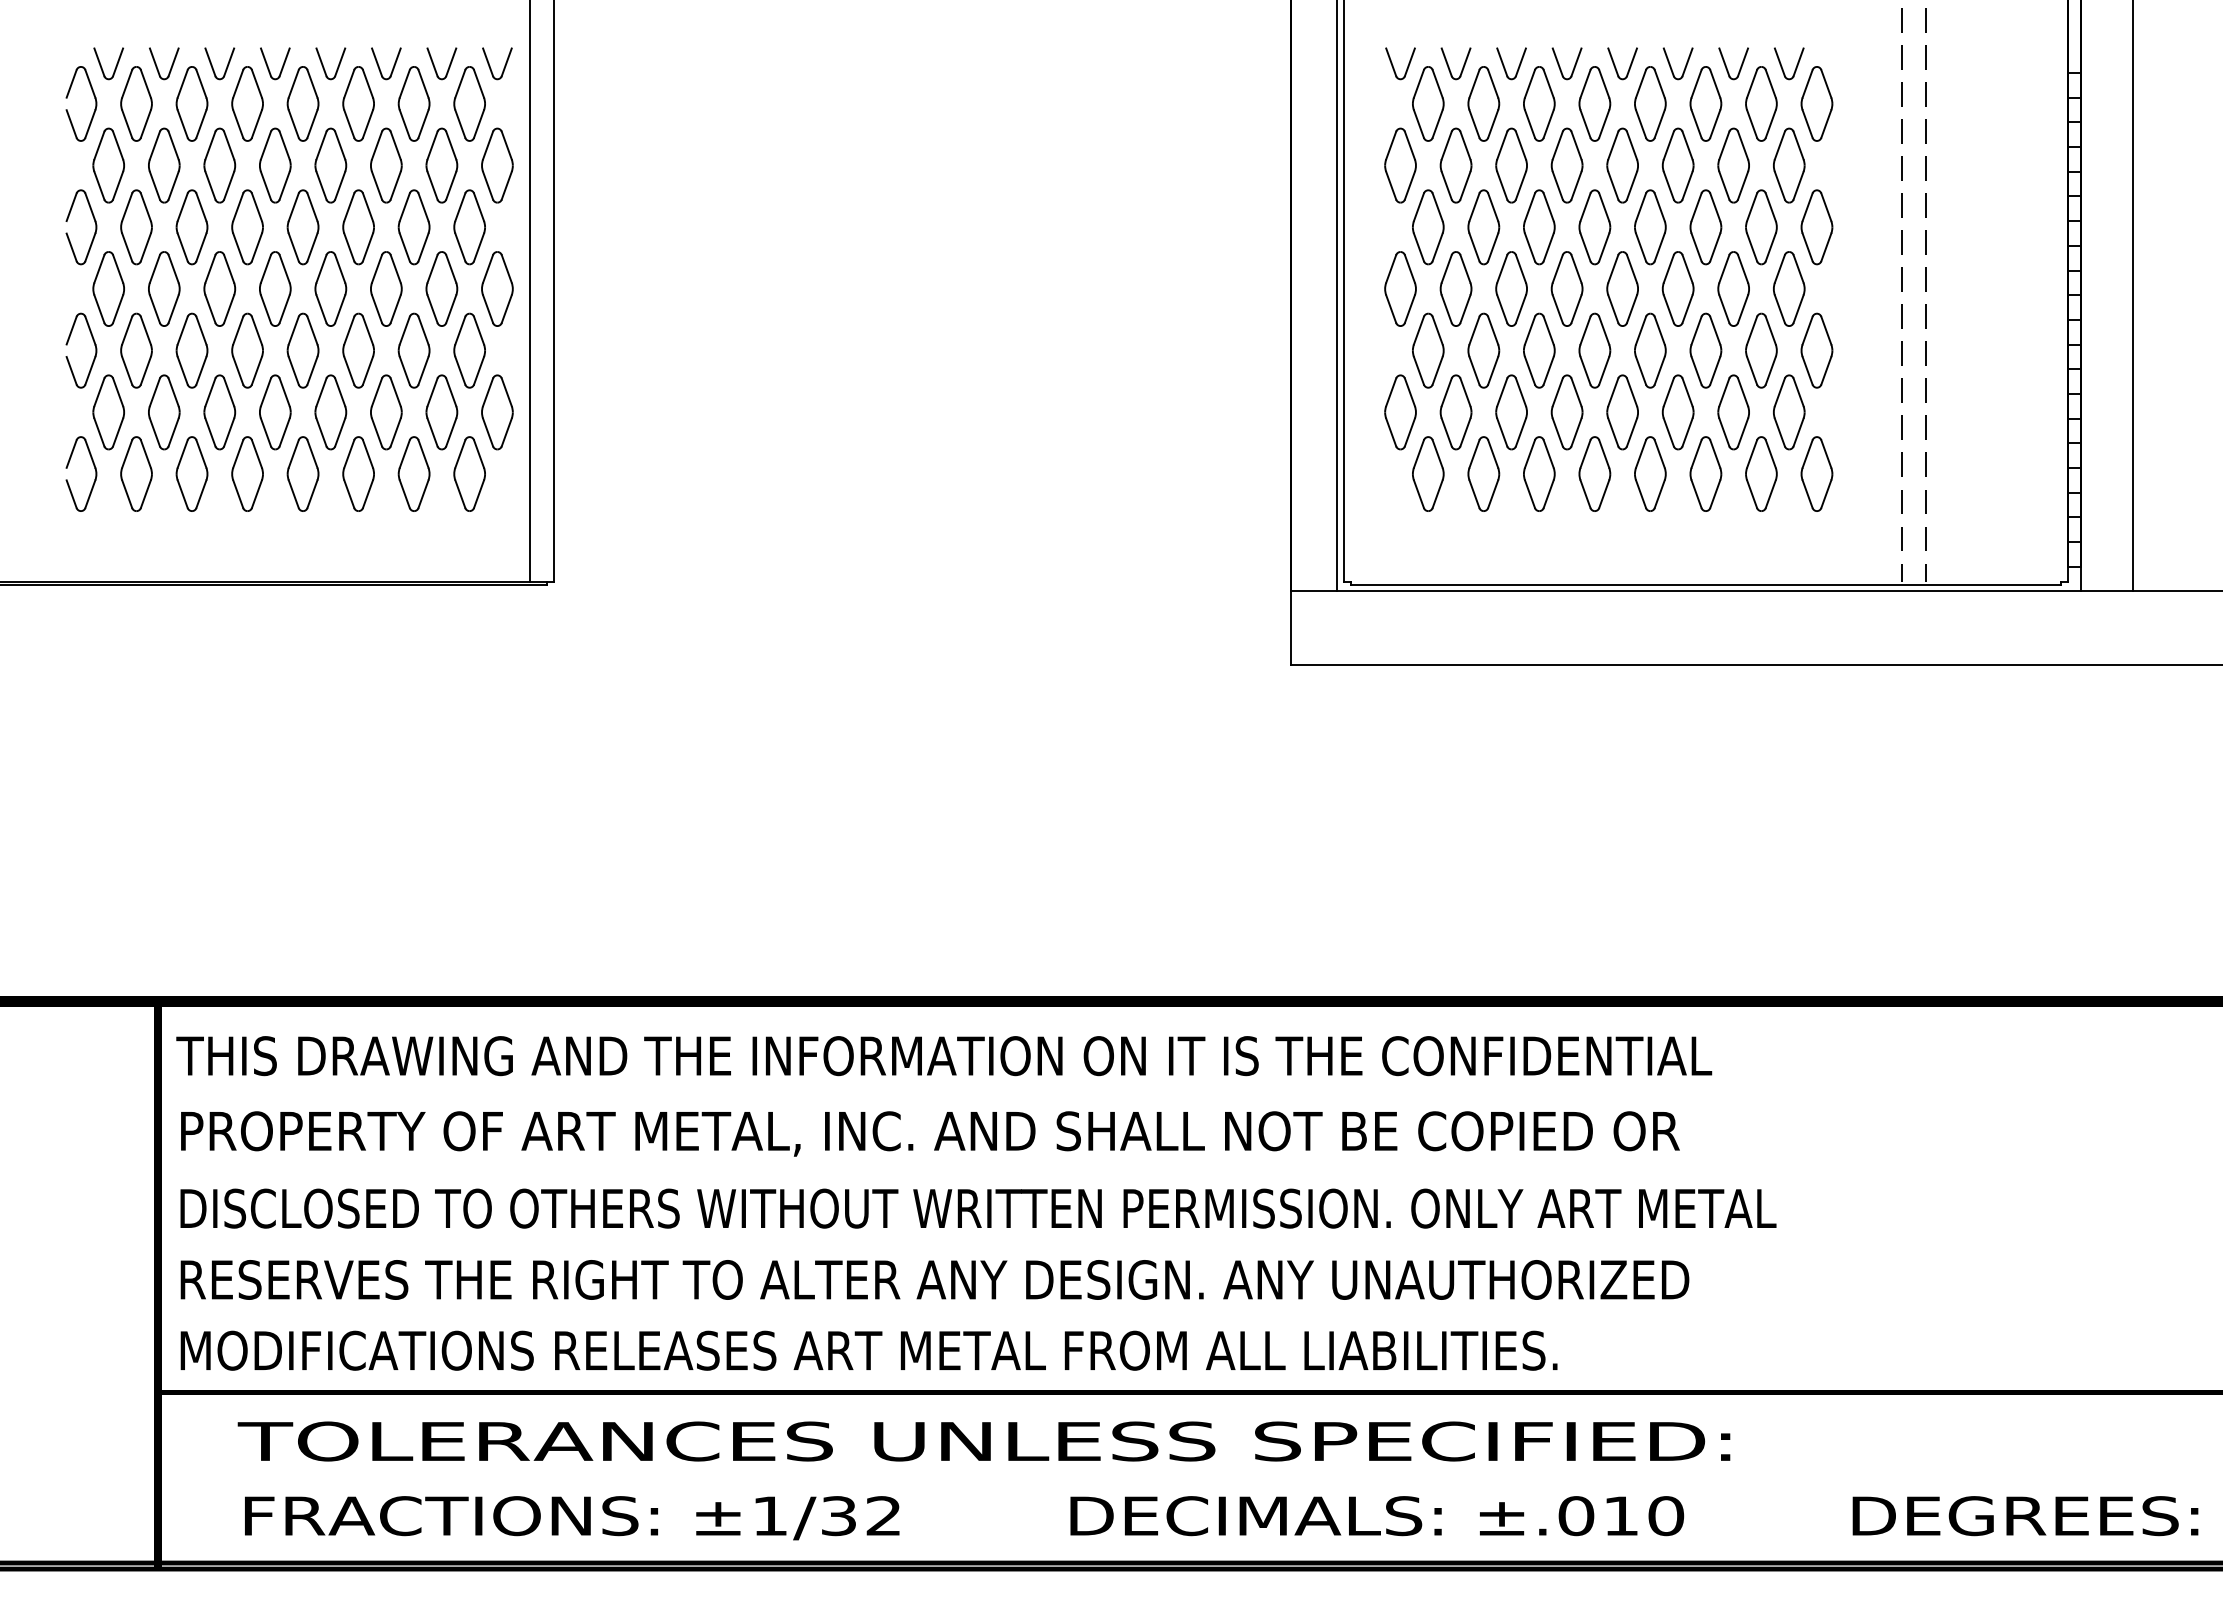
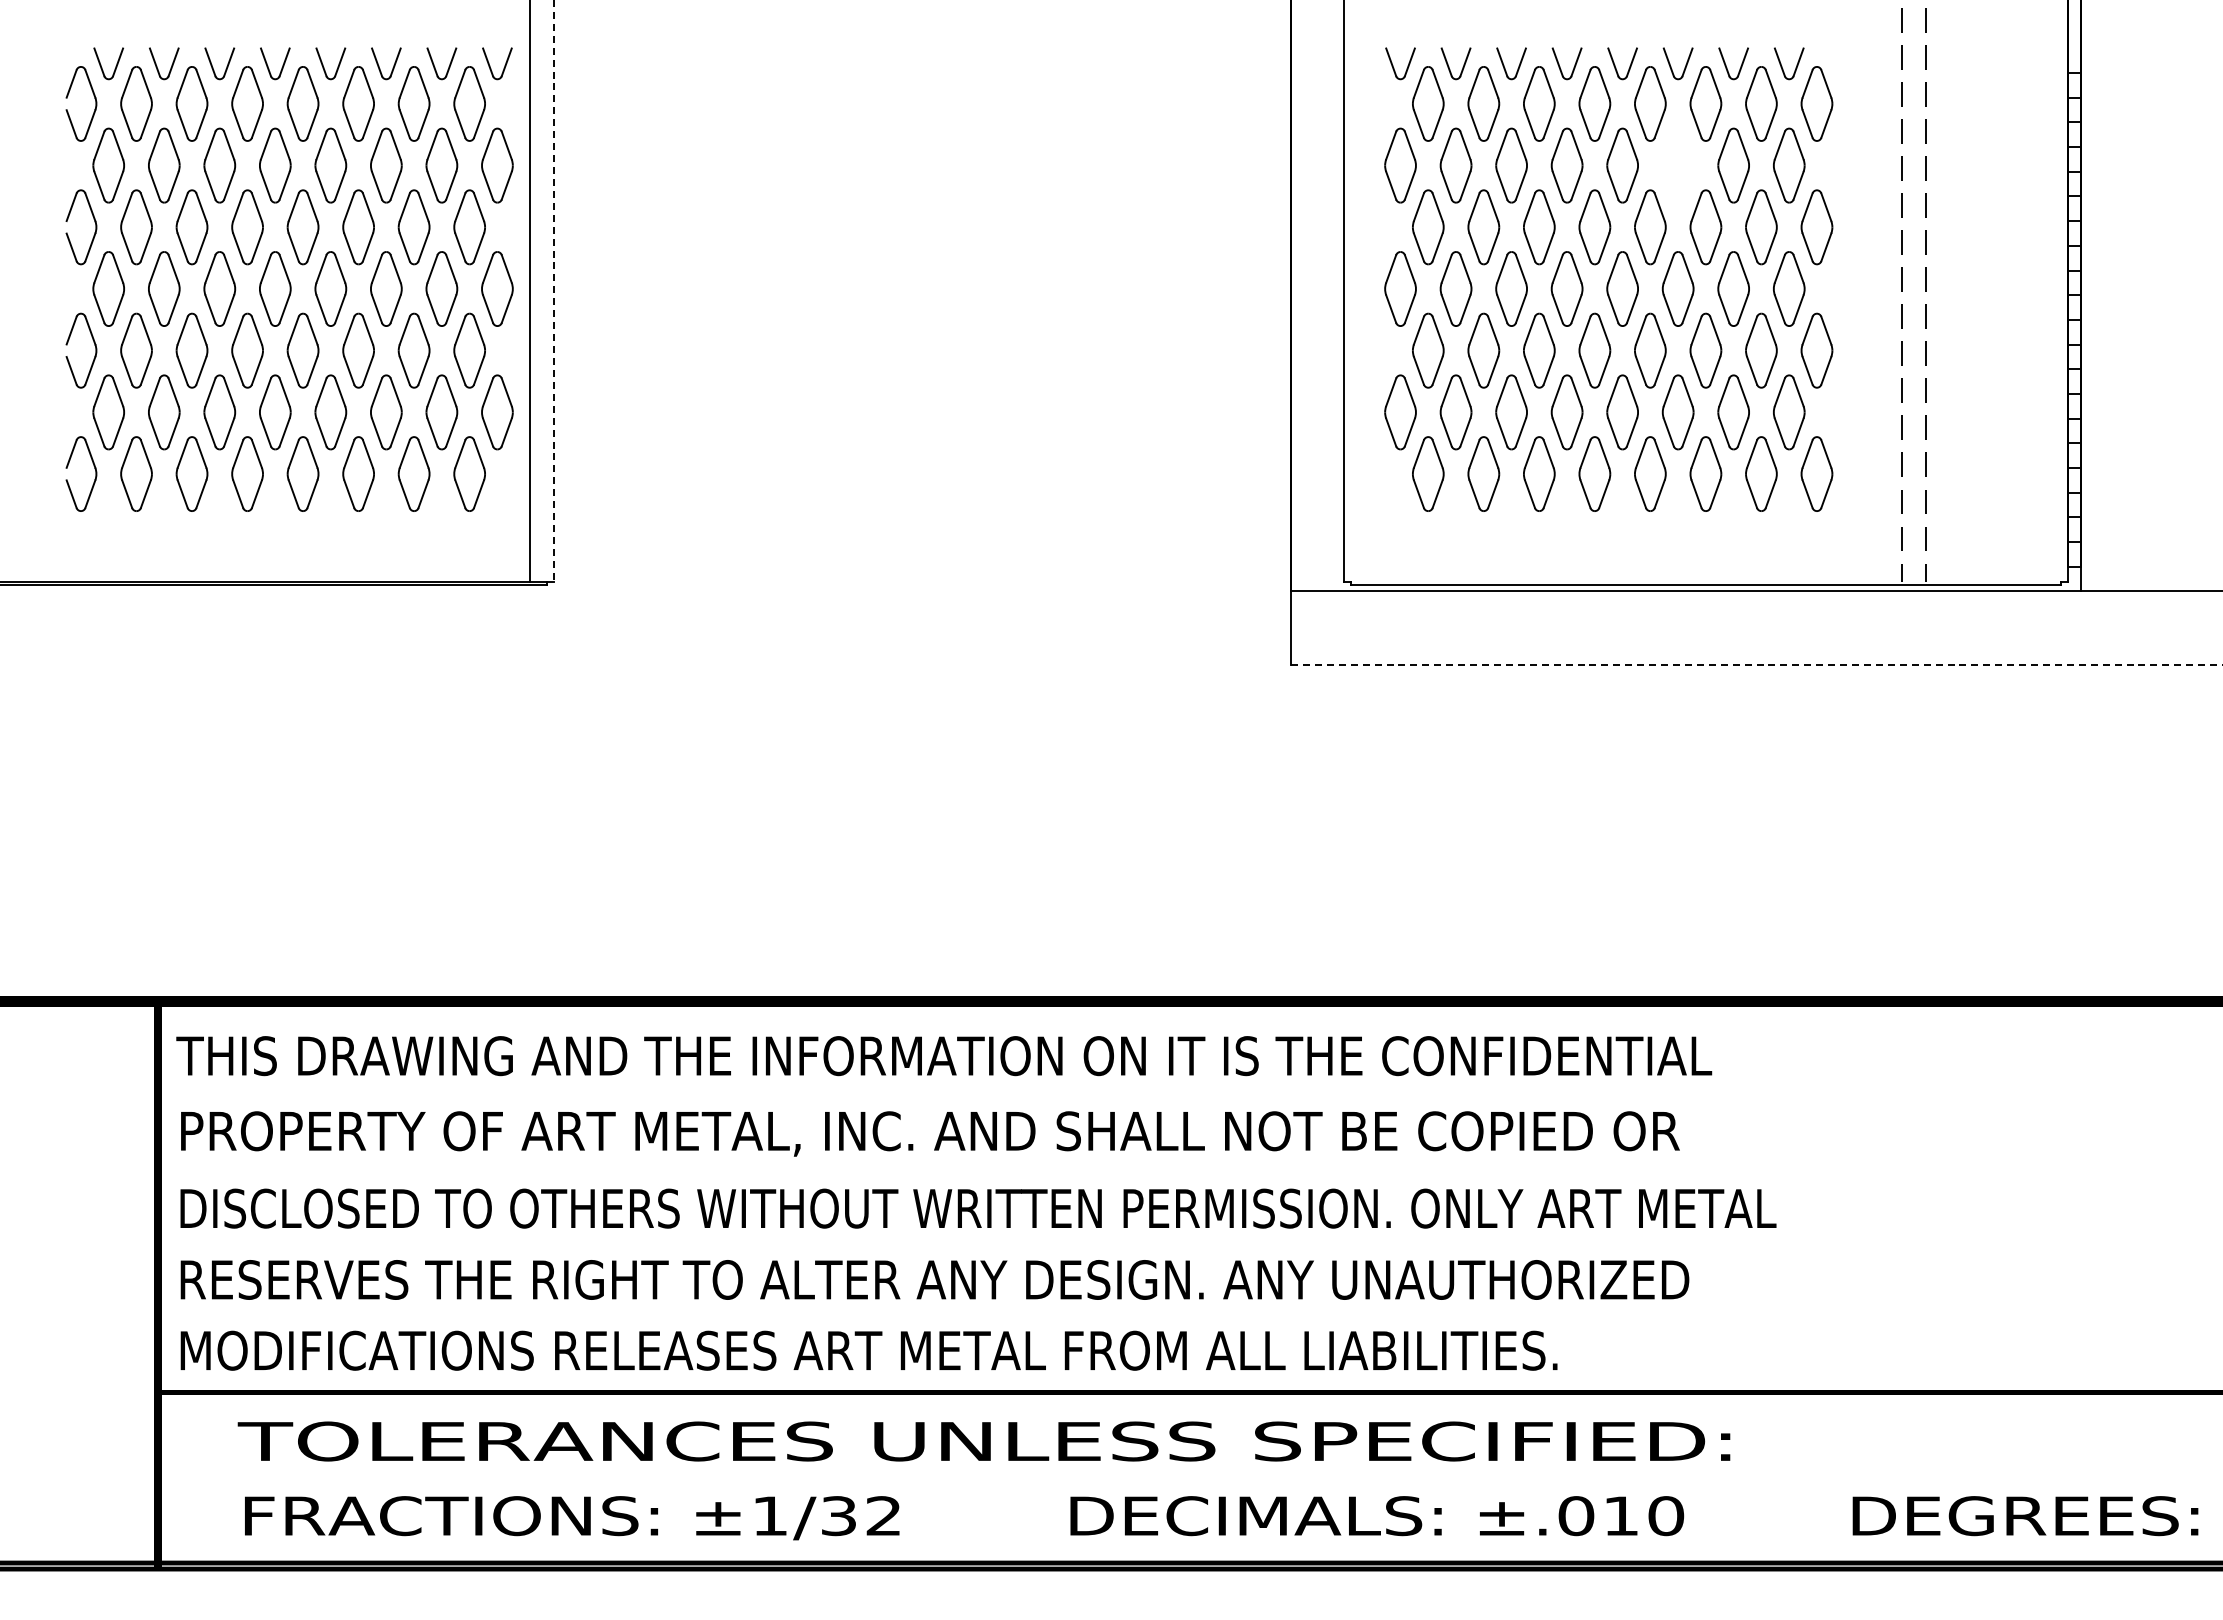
part: present -> none (1677, 165)
line: solid -> dashed (554, 291)
line: present -> none (1337, 296)
line: present -> none (2133, 296)
line: solid -> dashed (1757, 665)
